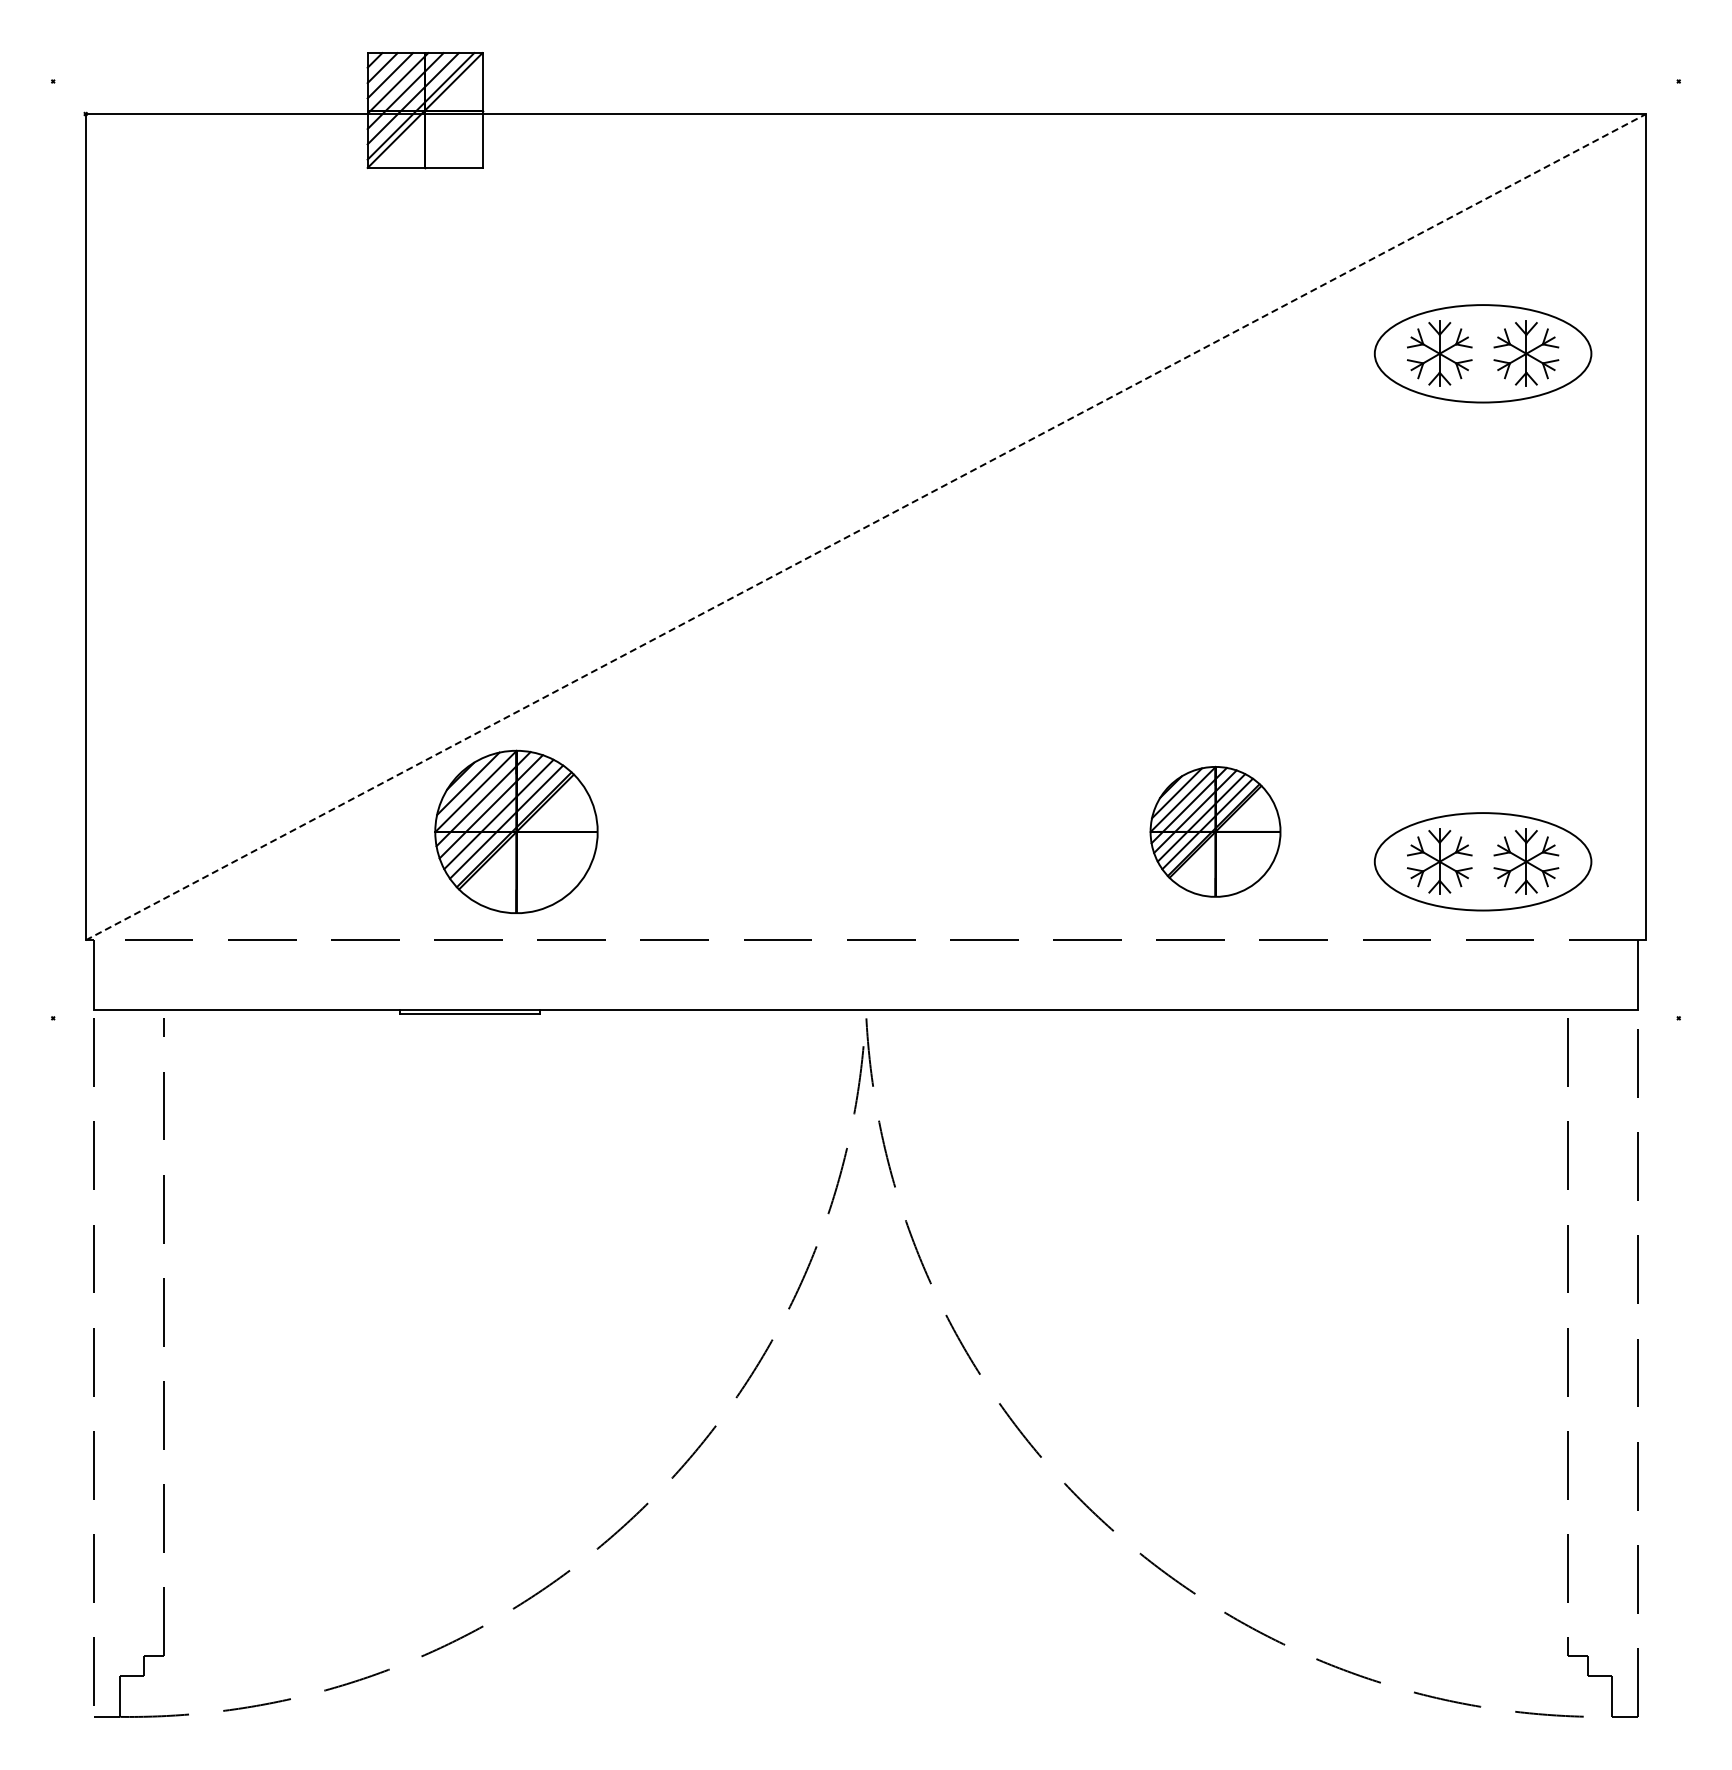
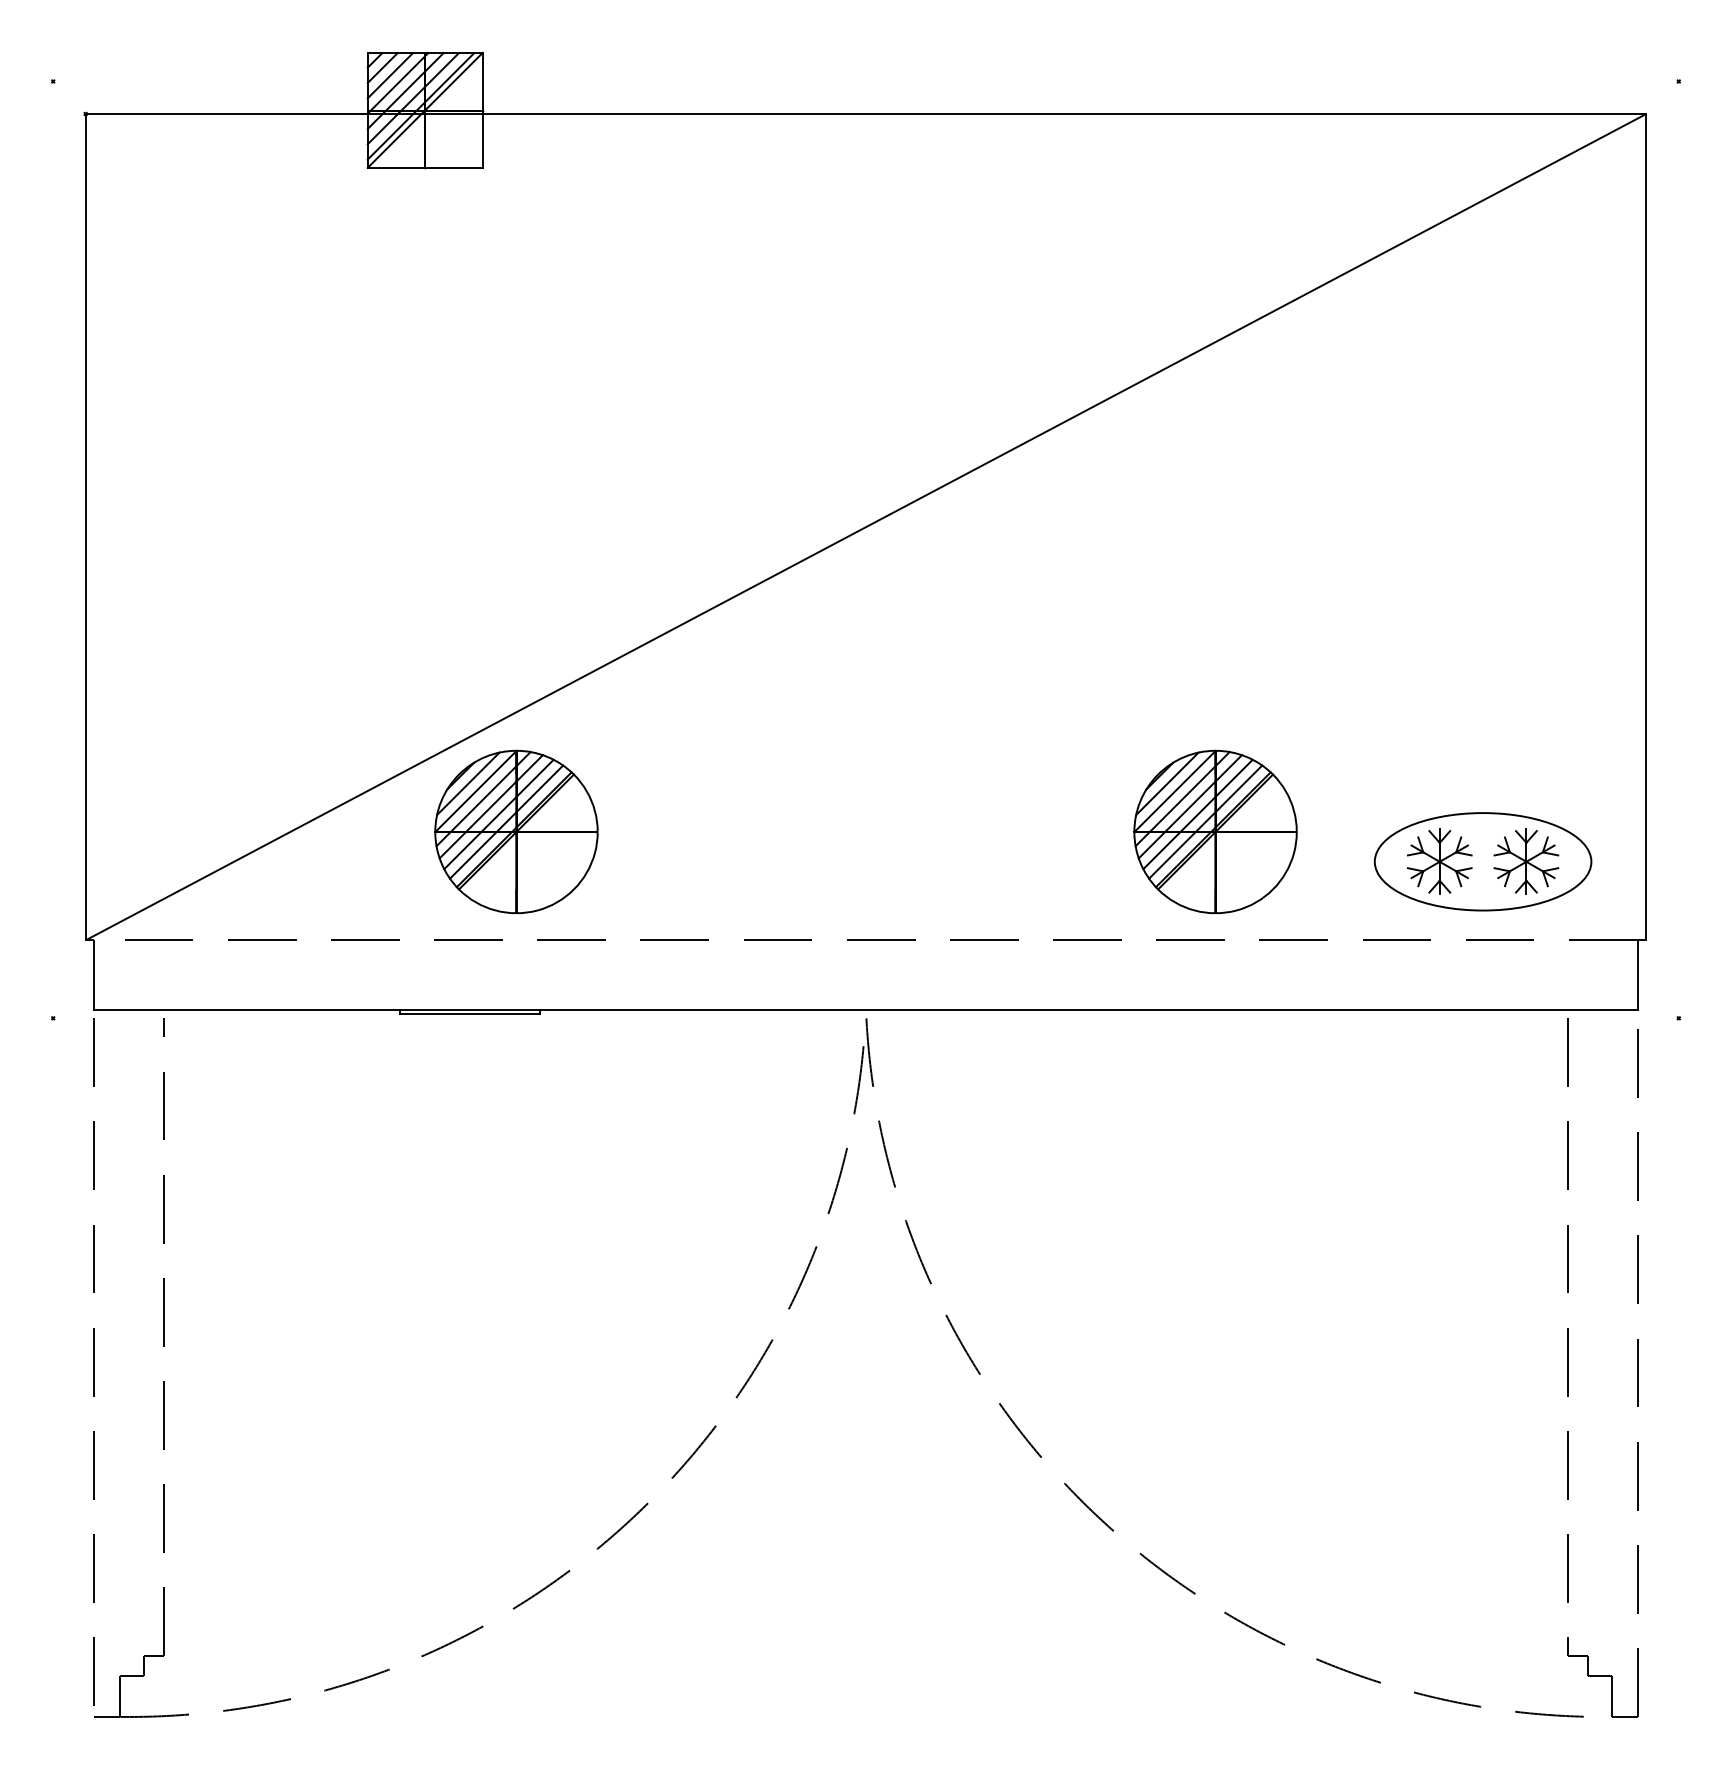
part: present -> none (1482, 353)
line: dashed -> solid (865, 527)
part size: 133x133 px -> 165x165 px (1215, 831)
